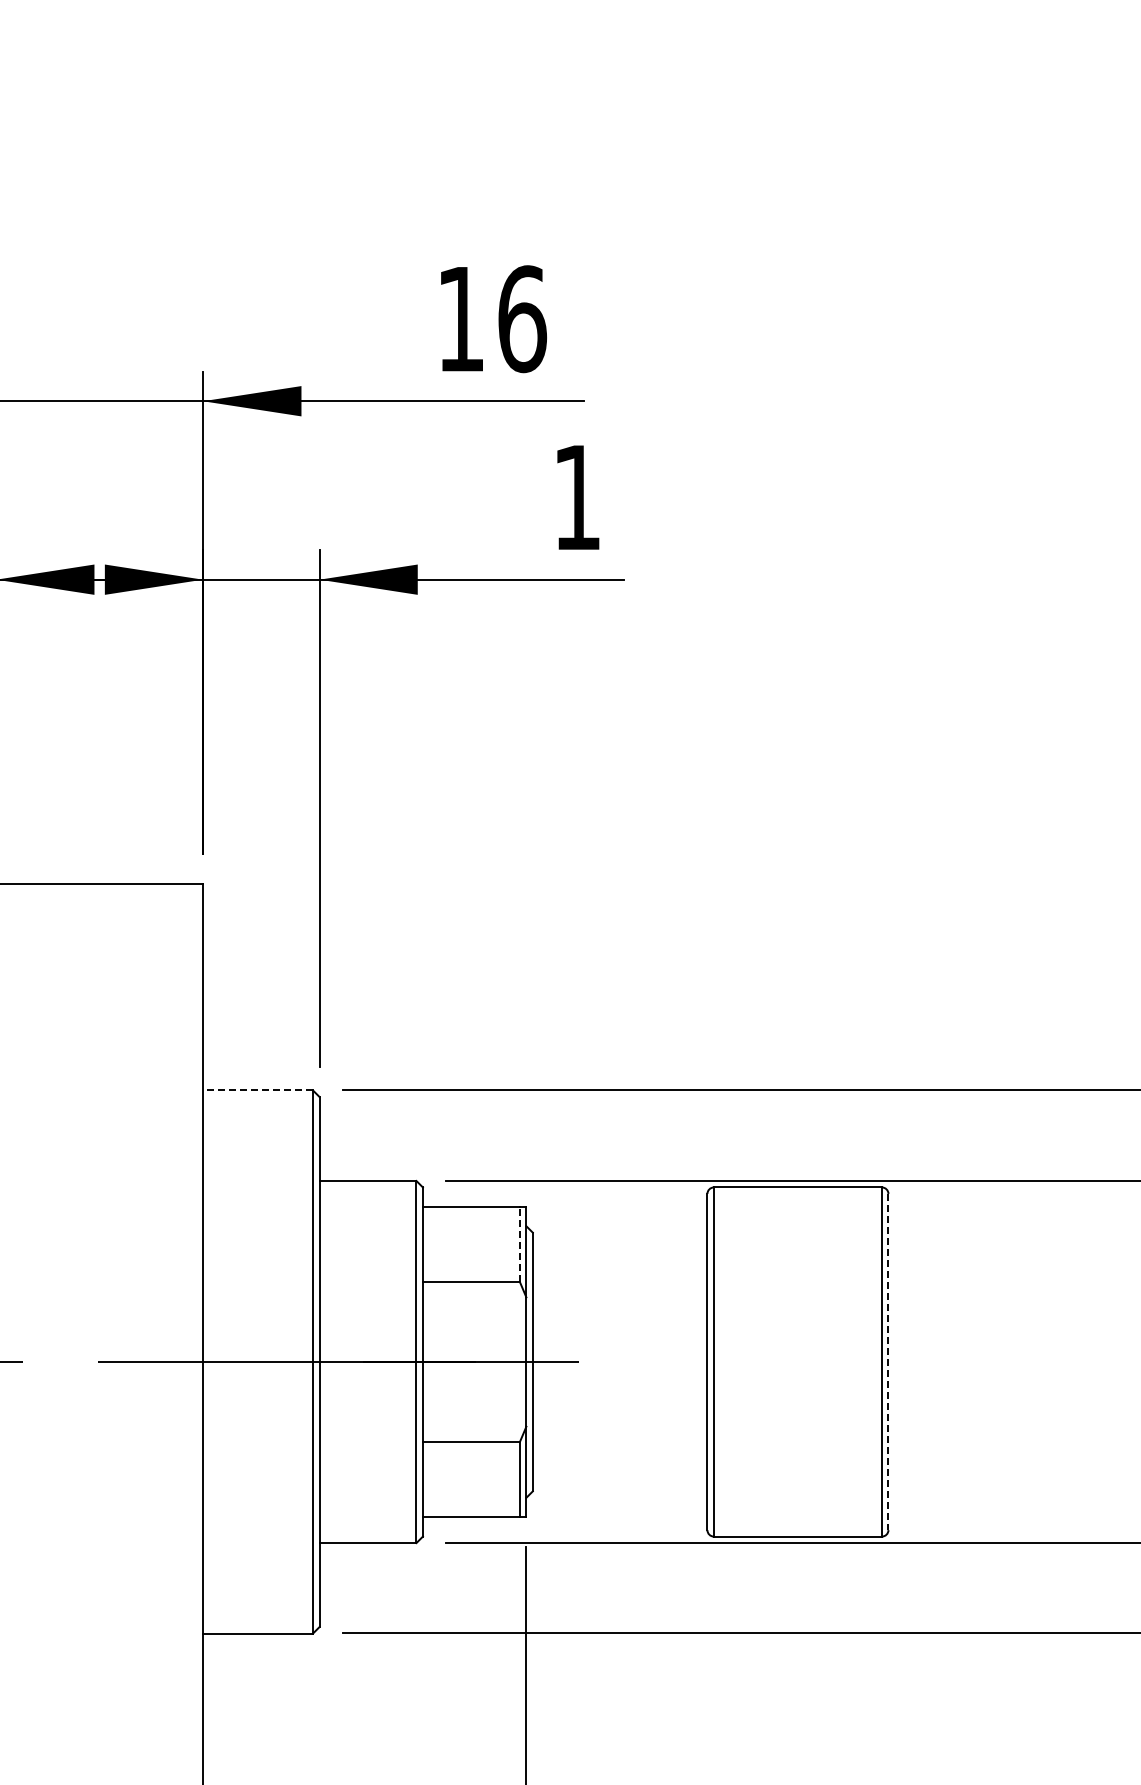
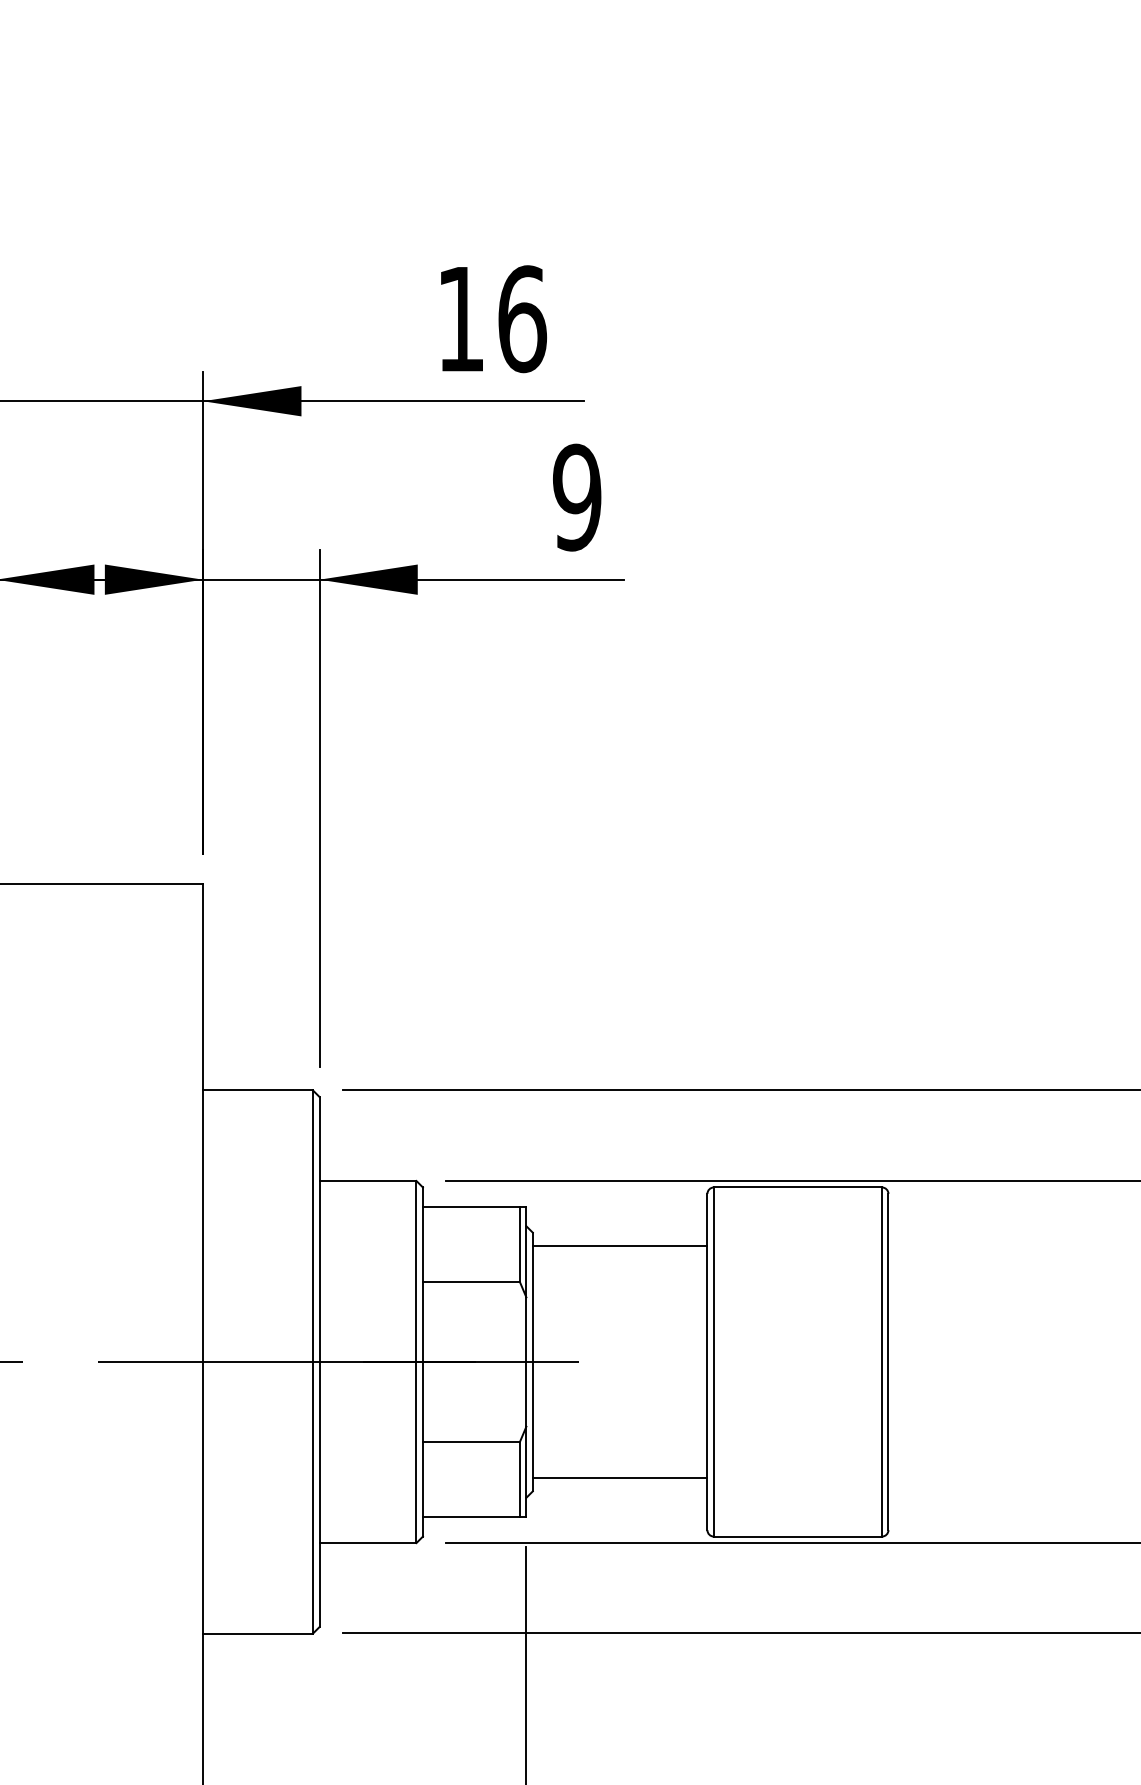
text: 1 -> 9 (577, 497)
line: dashed -> solid (258, 1090)
line: dashed -> solid (519, 1244)
line: none -> present (619, 1245)
line: dashed -> solid (888, 1362)
line: none -> present (619, 1478)
